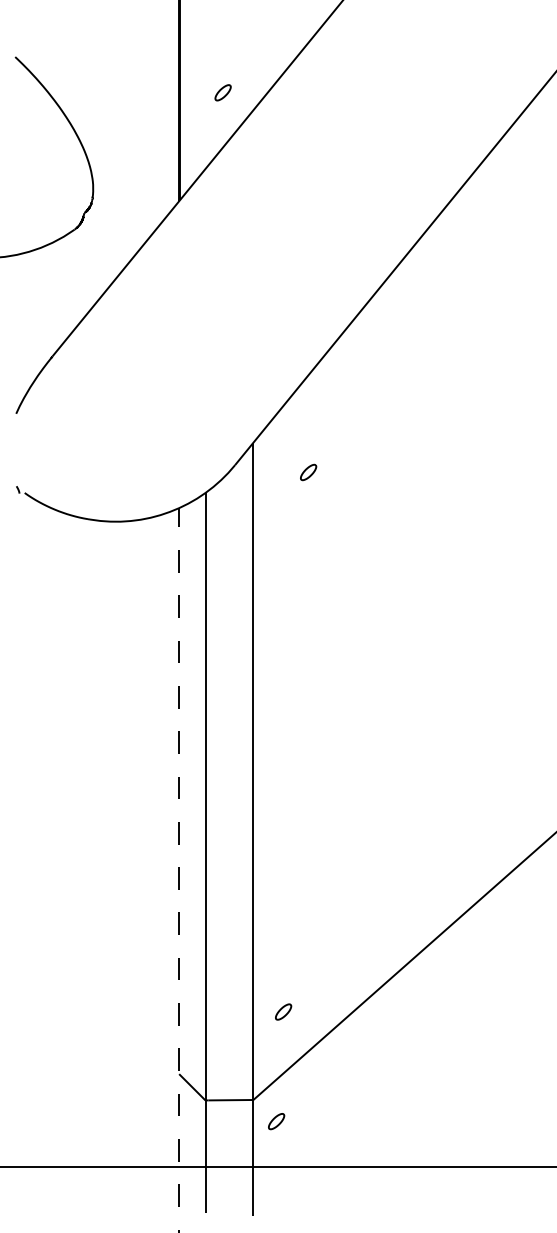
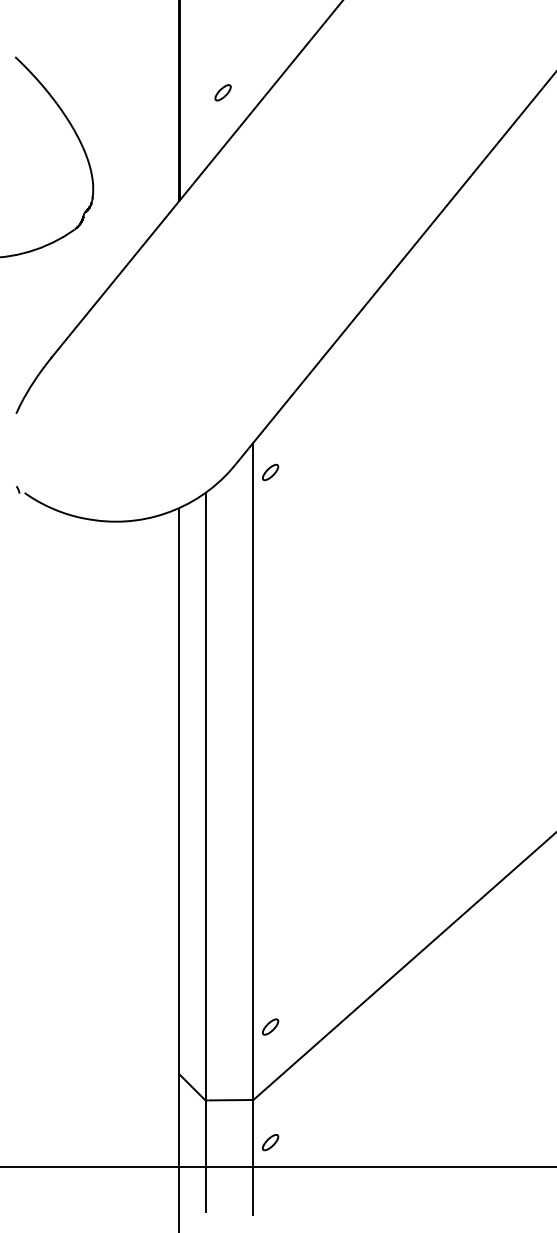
part position: (308, 472) -> (270, 472) (270, 472)
line: dashed -> solid (179, 869)
part position: (283, 1011) -> (270, 1026) (270, 1026)
part position: (276, 1121) -> (270, 1142) (270, 1142)
